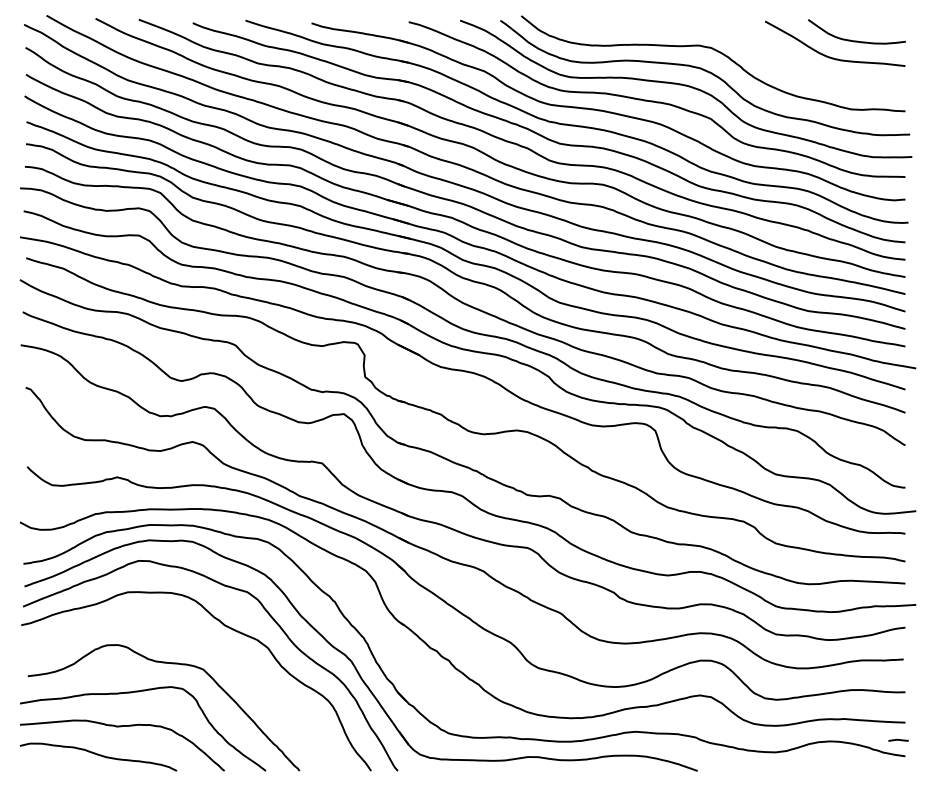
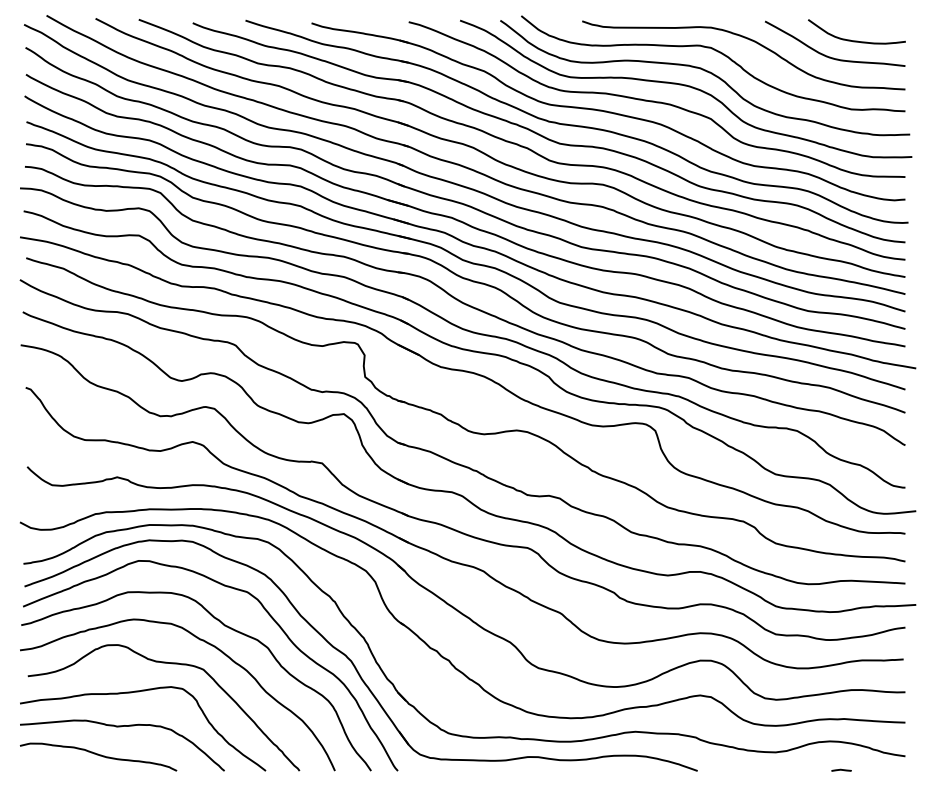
curve: none -> present (751, 41)
curve: none -> present (204, 642)
line position: (898, 739) -> (841, 769) (841, 769)
